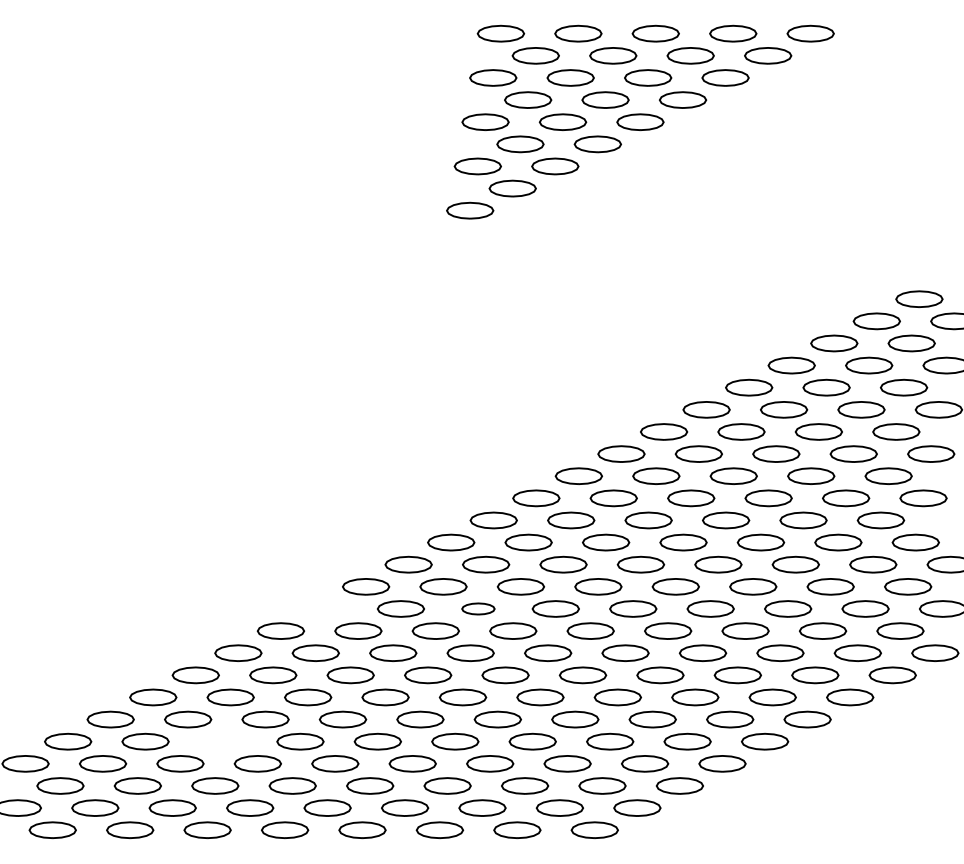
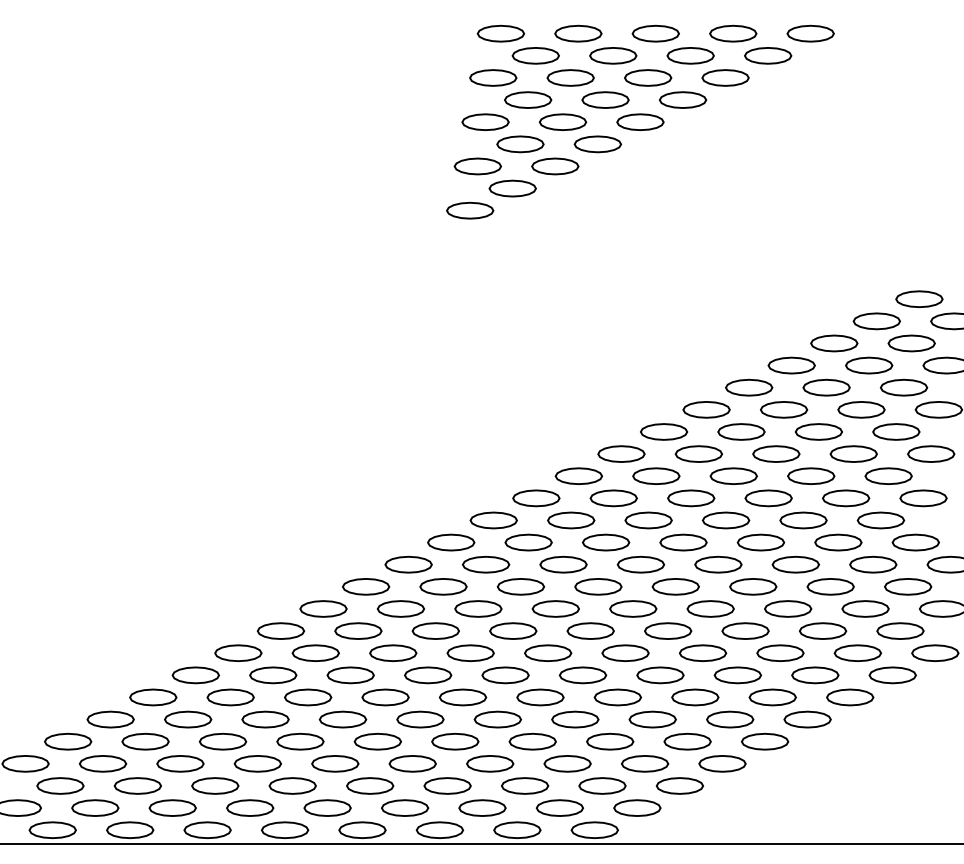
part: none -> present (323, 608)
part size: 35x14 px -> 49x18 px (478, 608)
part: none -> present (222, 741)
line: none -> present (481, 843)
